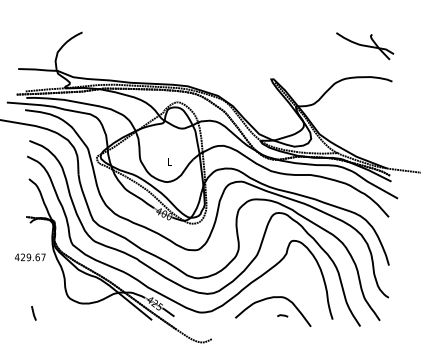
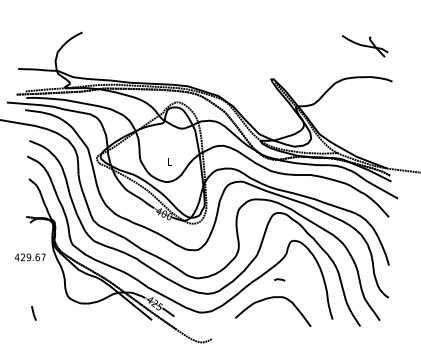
part size: 59x29 px -> 47x23 px (365, 46)
line position: (282, 315) -> (279, 279) (279, 279)
